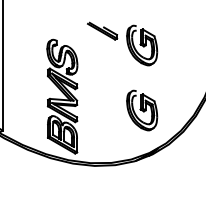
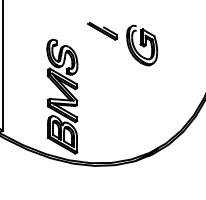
part: present -> none (142, 110)
